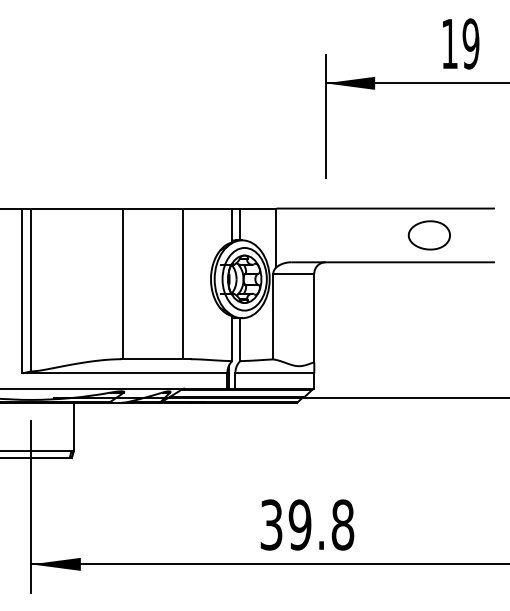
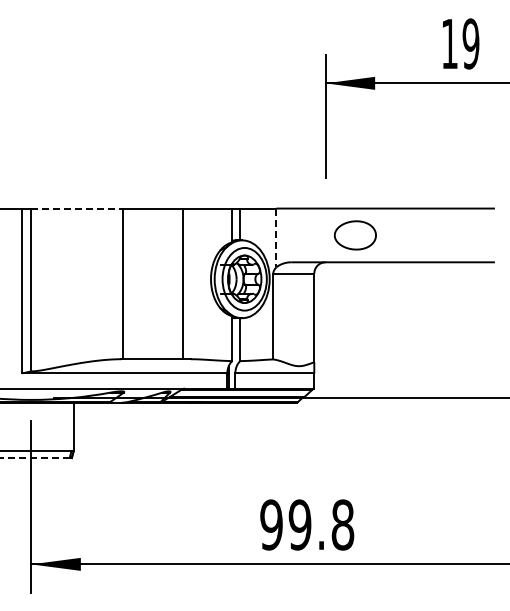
line: solid -> dashed (77, 208)
part position: (428, 235) -> (354, 235) (354, 235)
line: solid -> dashed (276, 238)
line: solid -> dashed (34, 458)
text: 39.8 -> 99.8 (271, 524)
